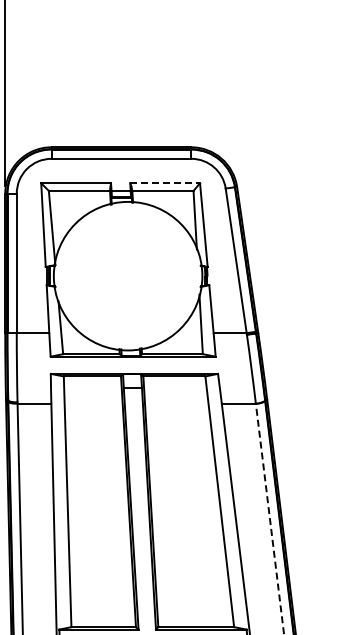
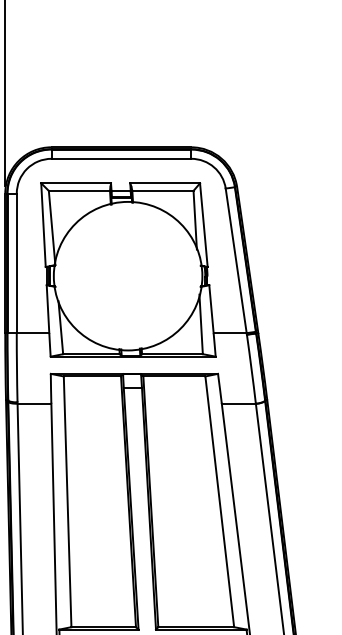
line: dashed -> solid (165, 183)
line: dashed -> solid (269, 519)
